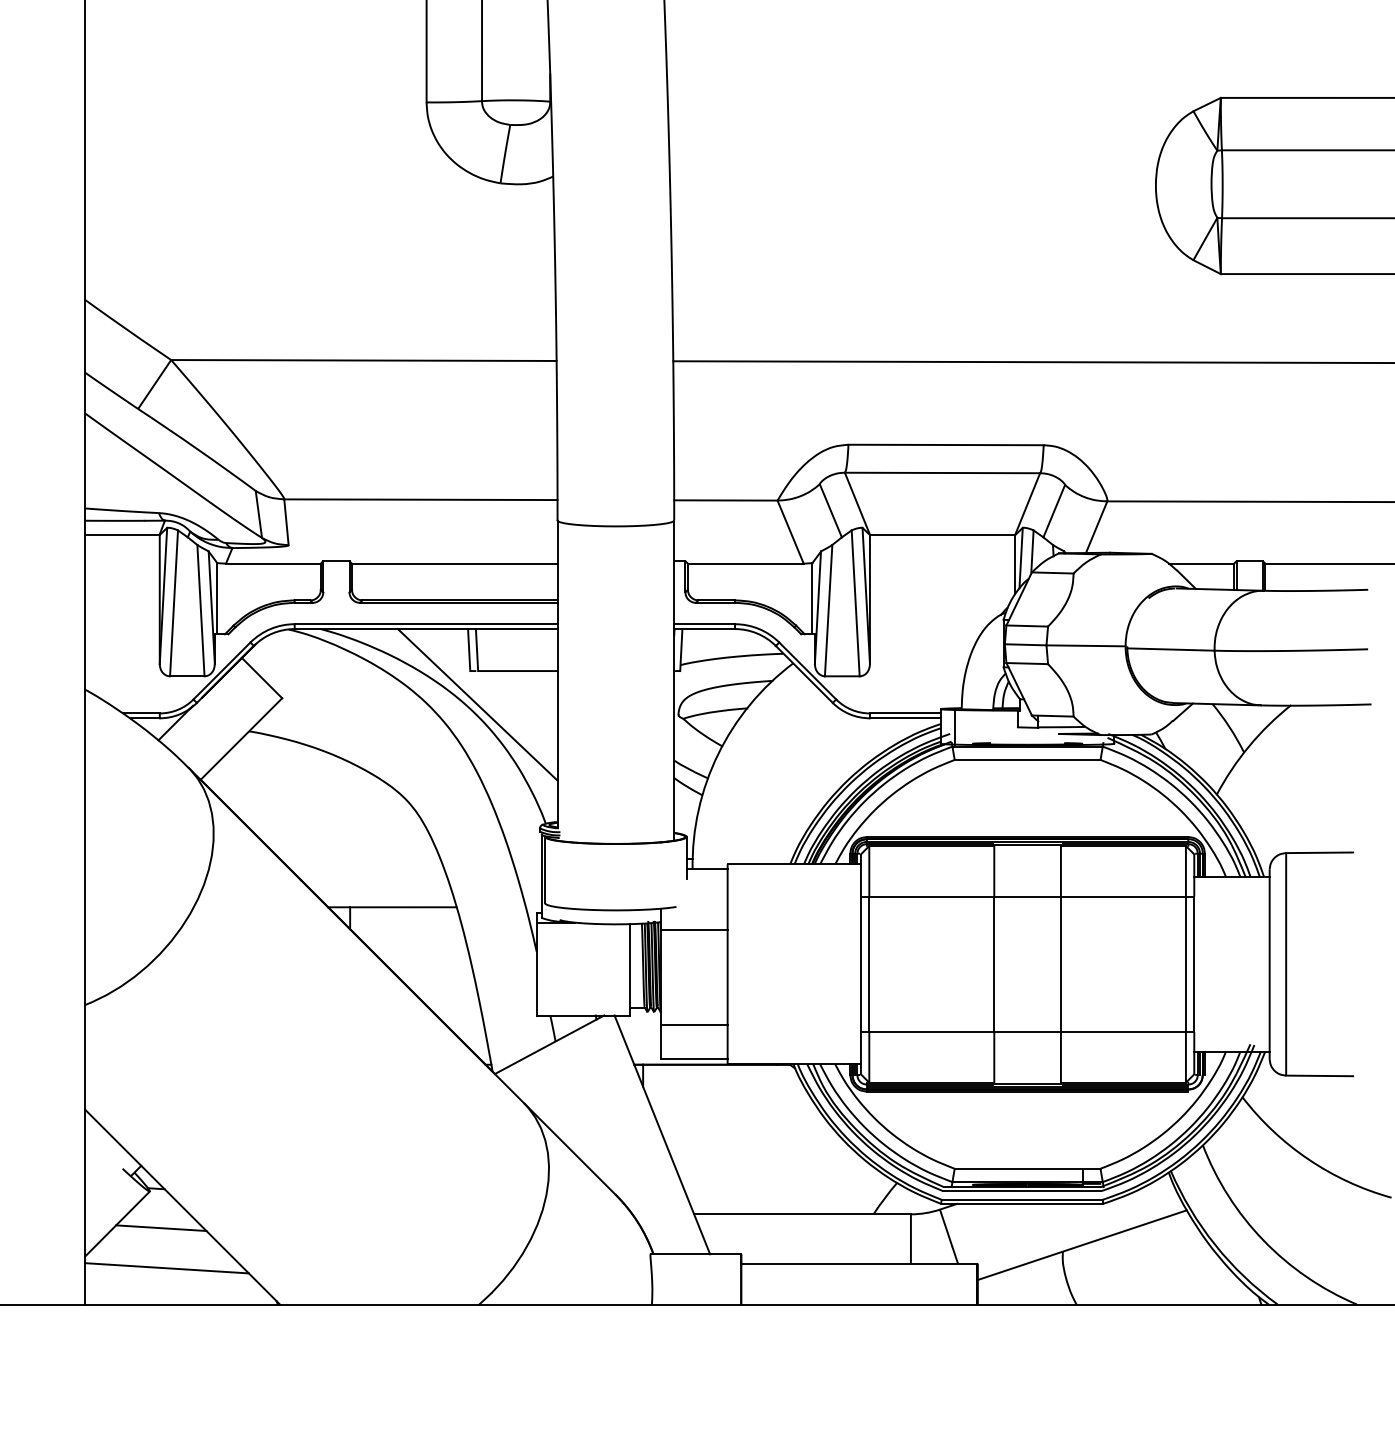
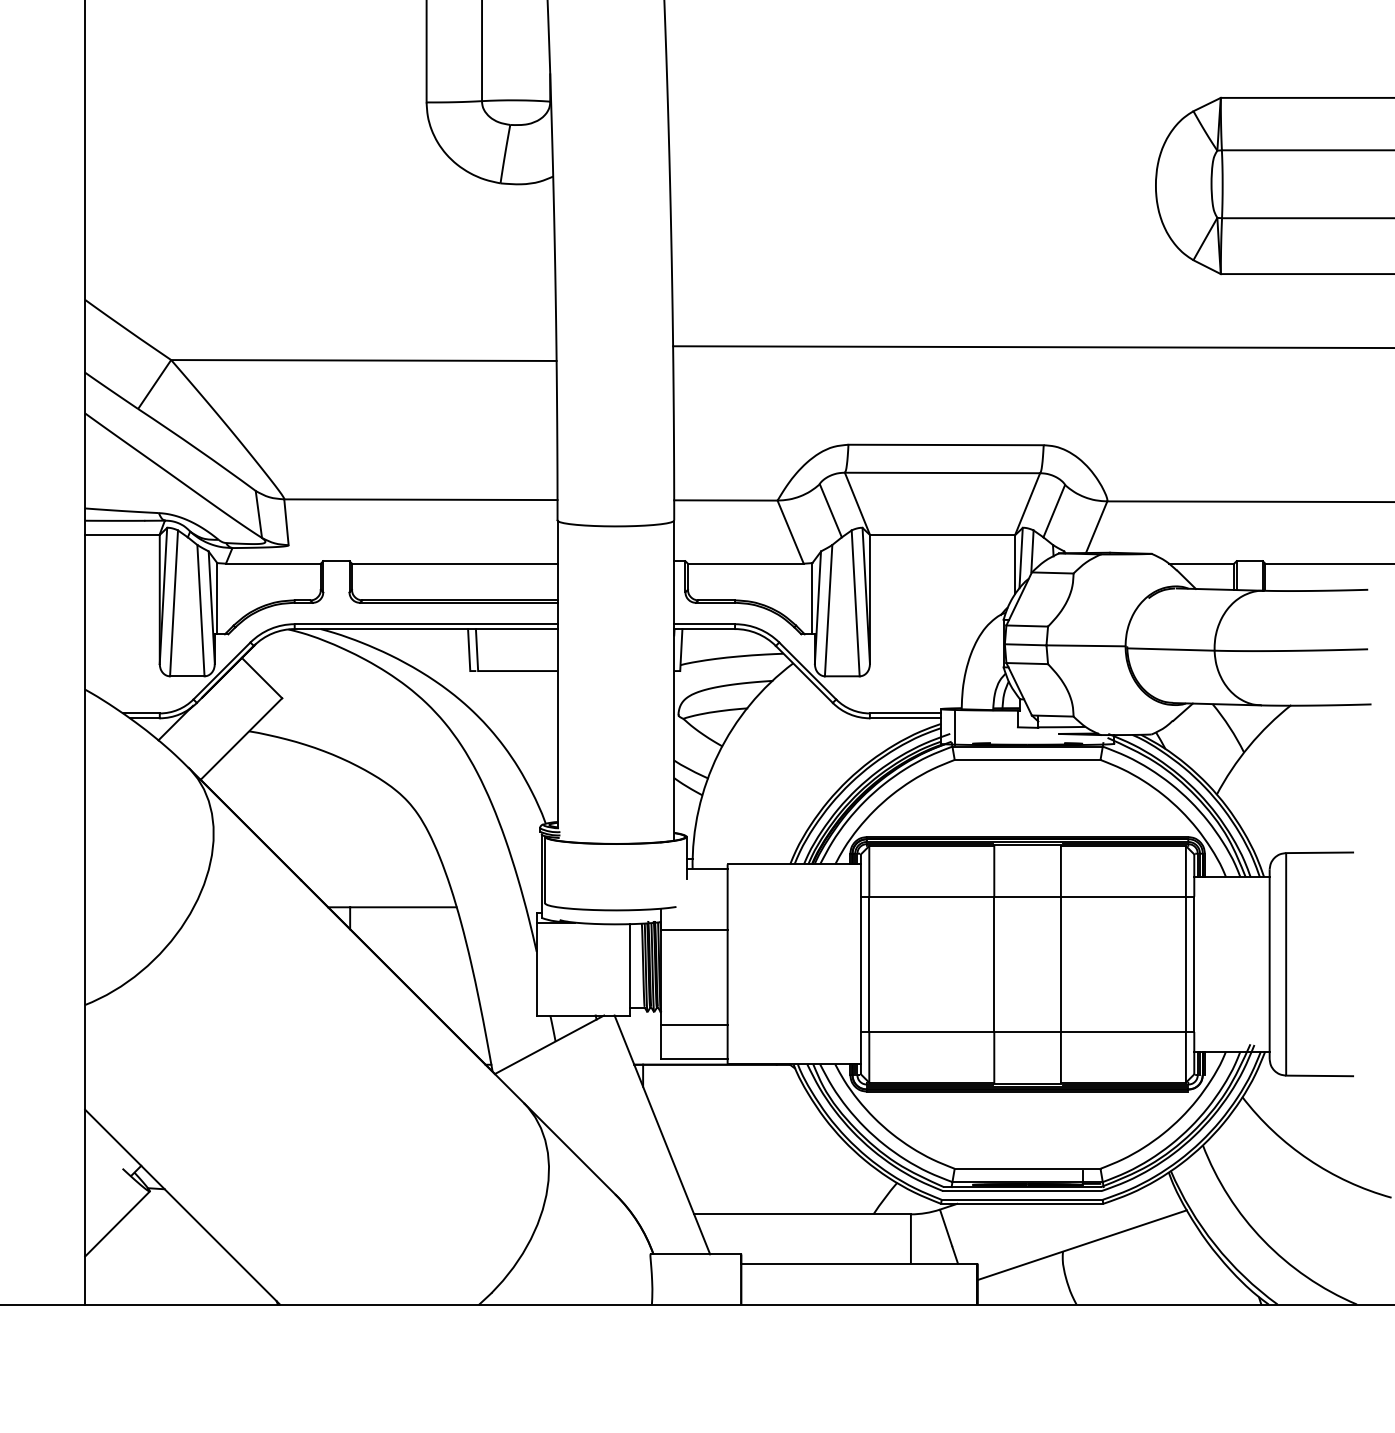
line position: (1032, 362) -> (1032, 347) (1032, 347)
line: present -> none (477, 704)
line: present -> none (161, 1228)
line: present -> none (166, 1268)
